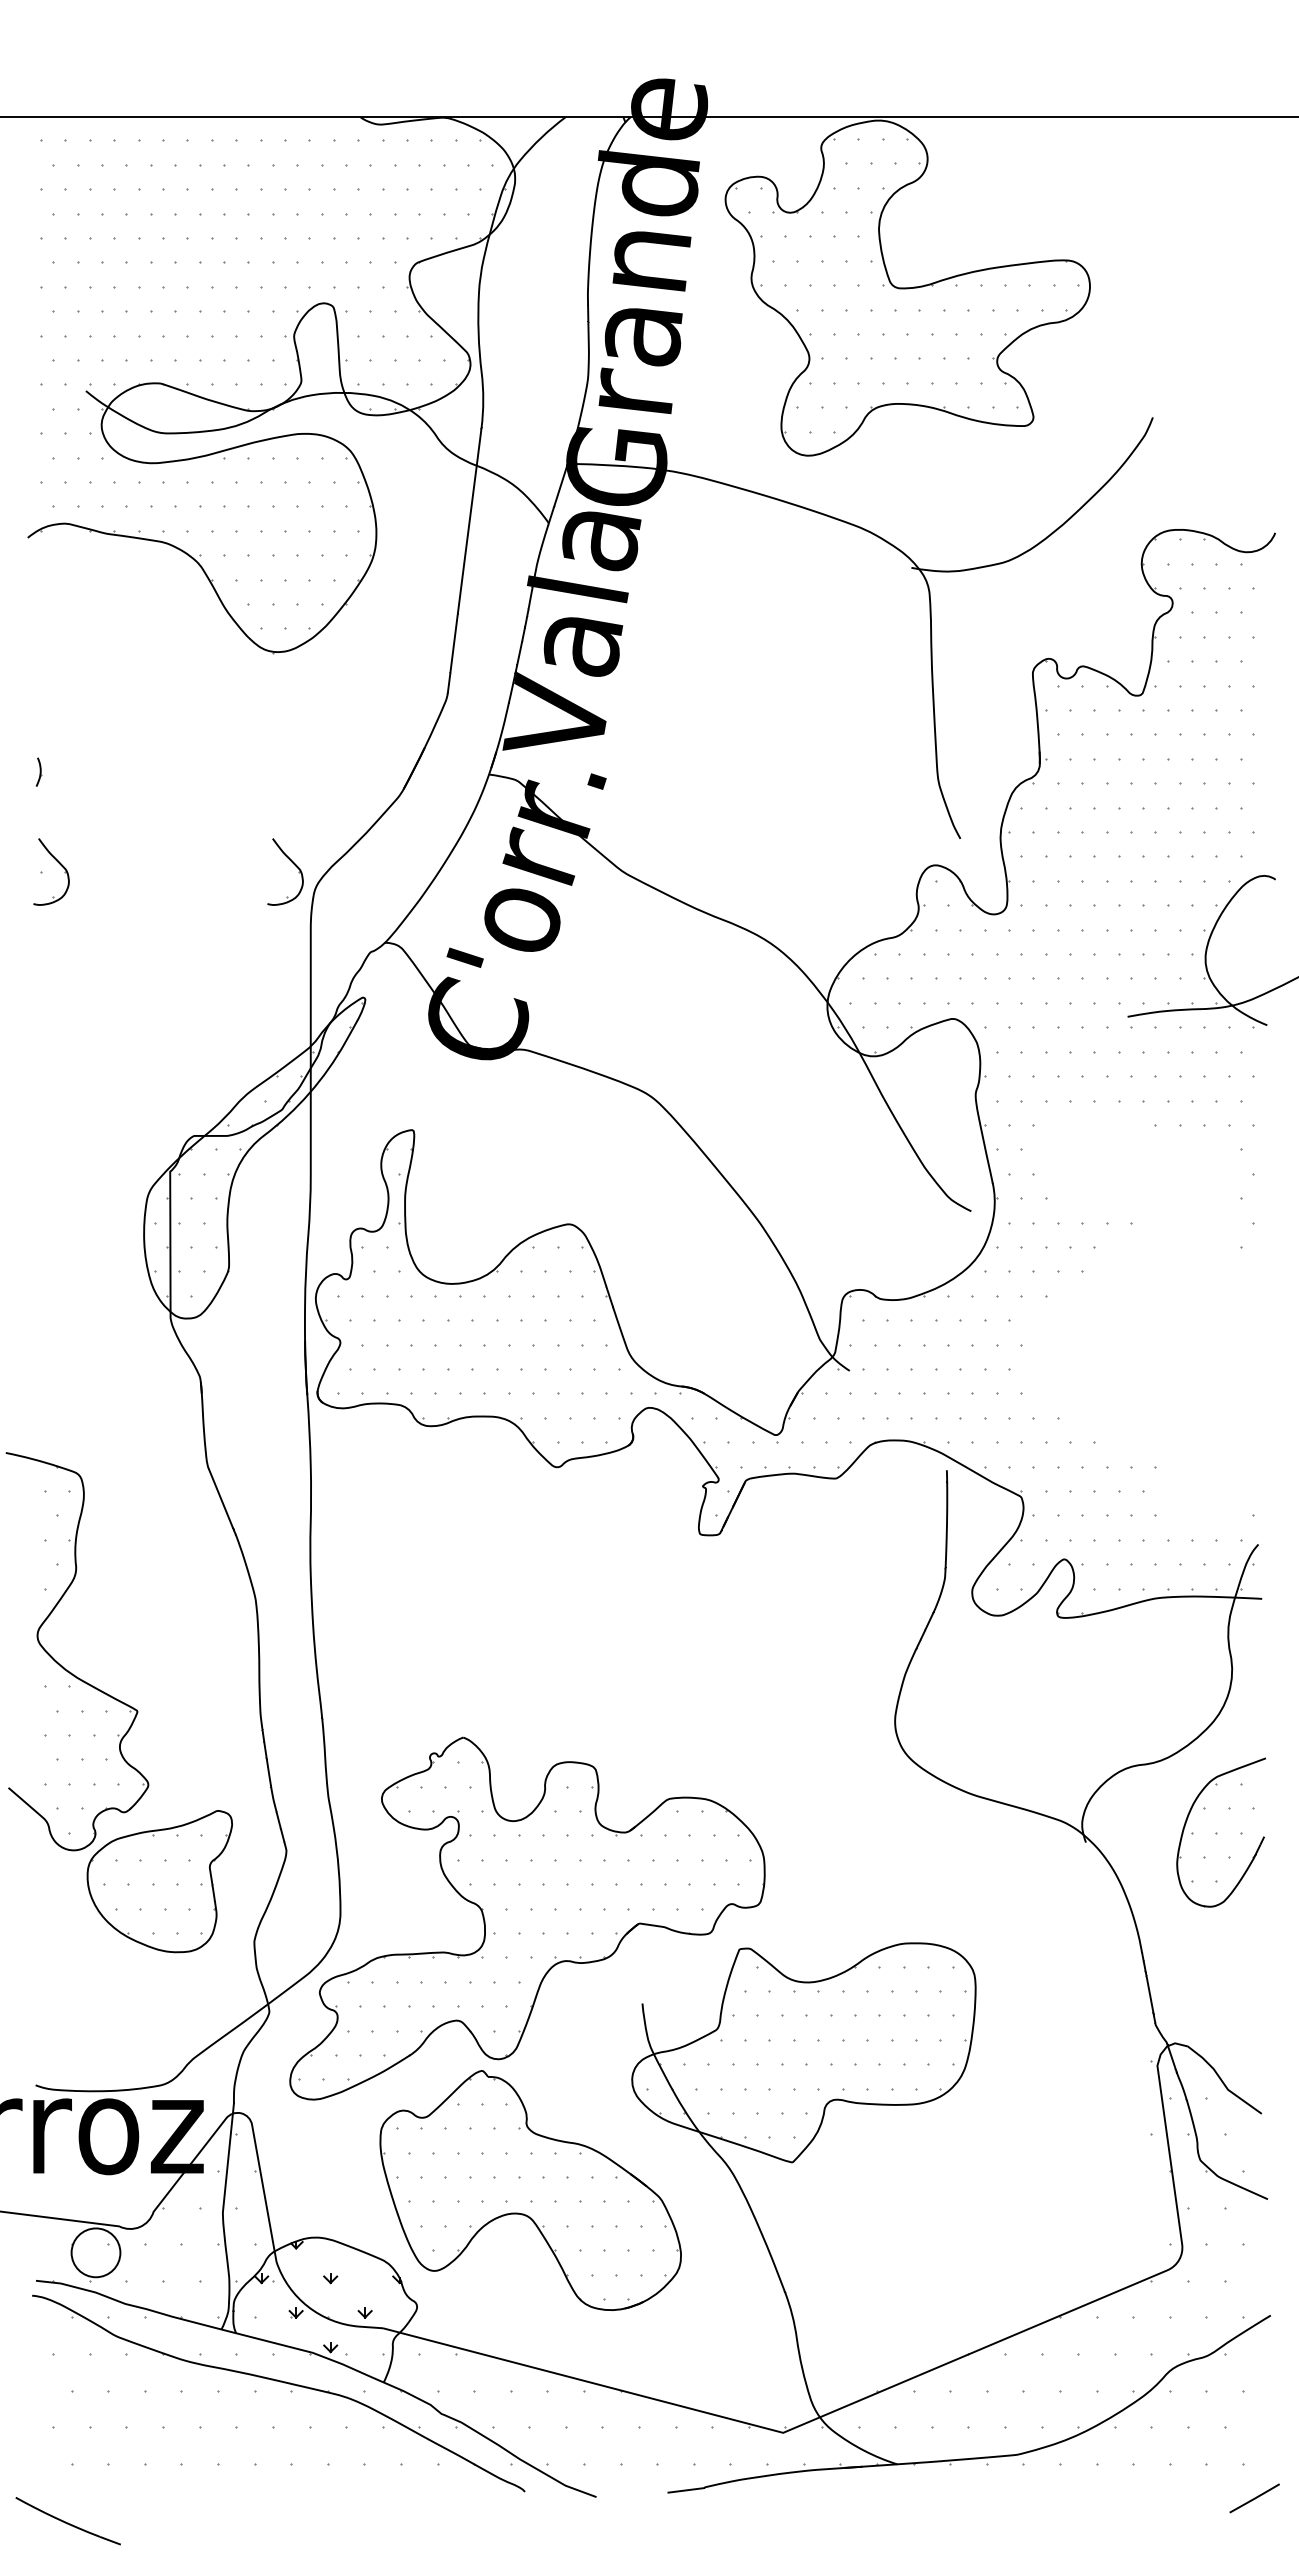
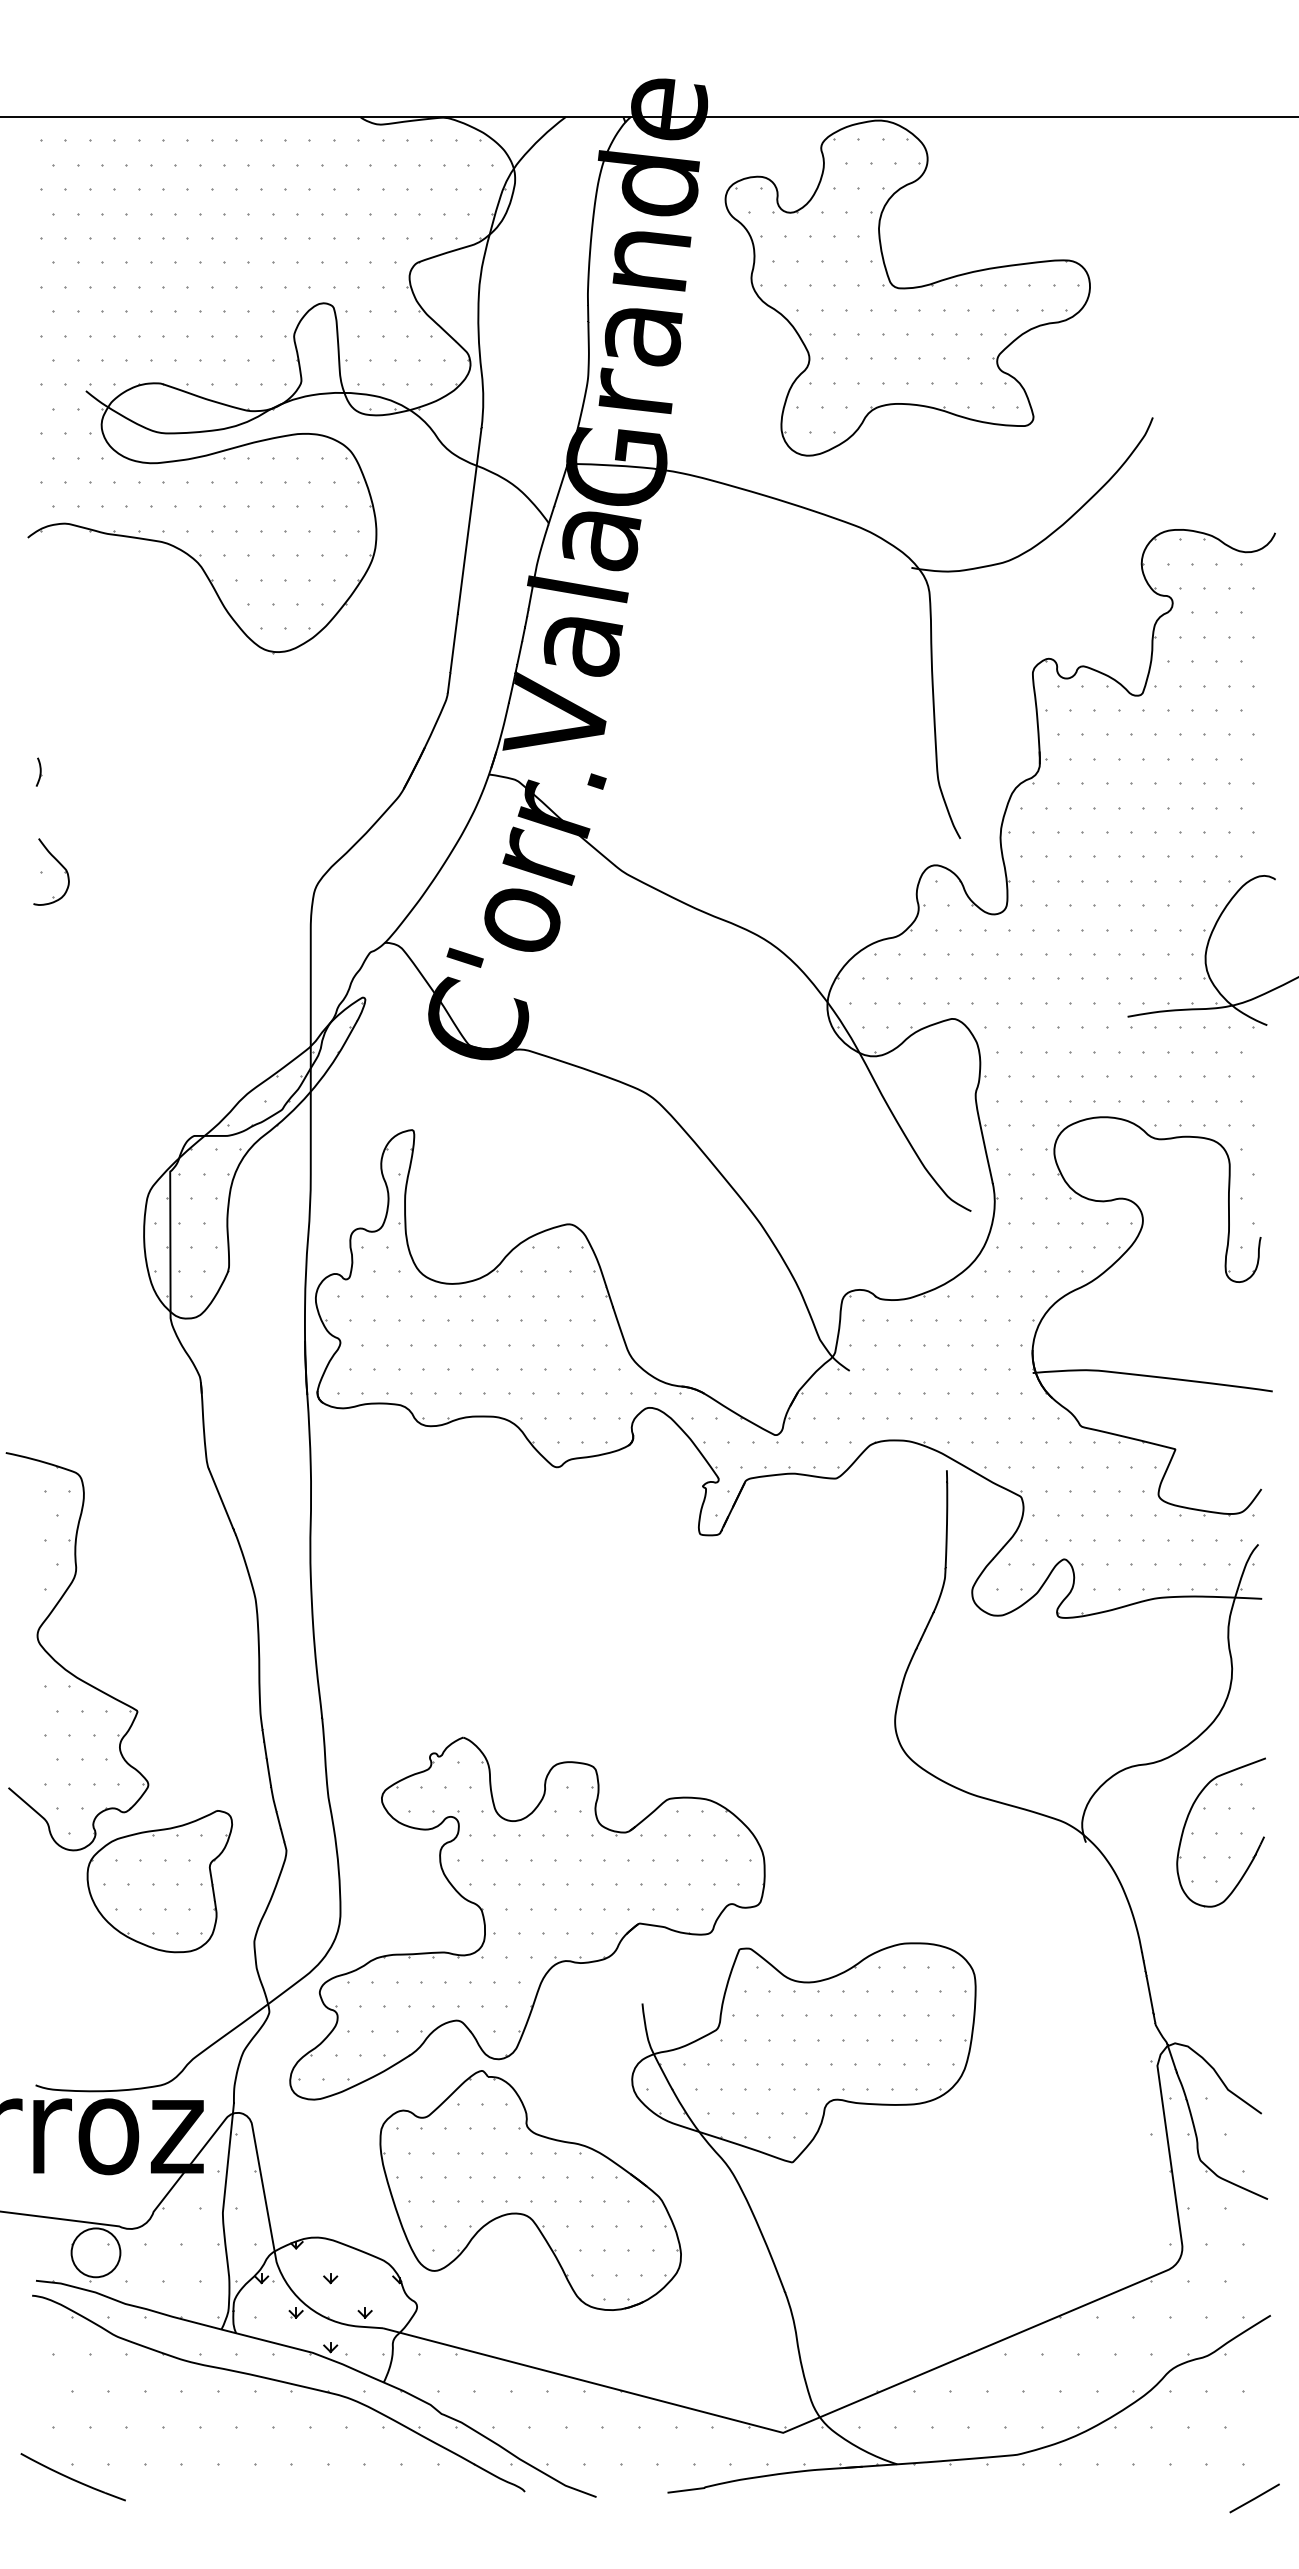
part: present -> none (292, 863)
part: none -> present (1145, 1374)
part position: (67, 2521) -> (72, 2477) (72, 2477)
